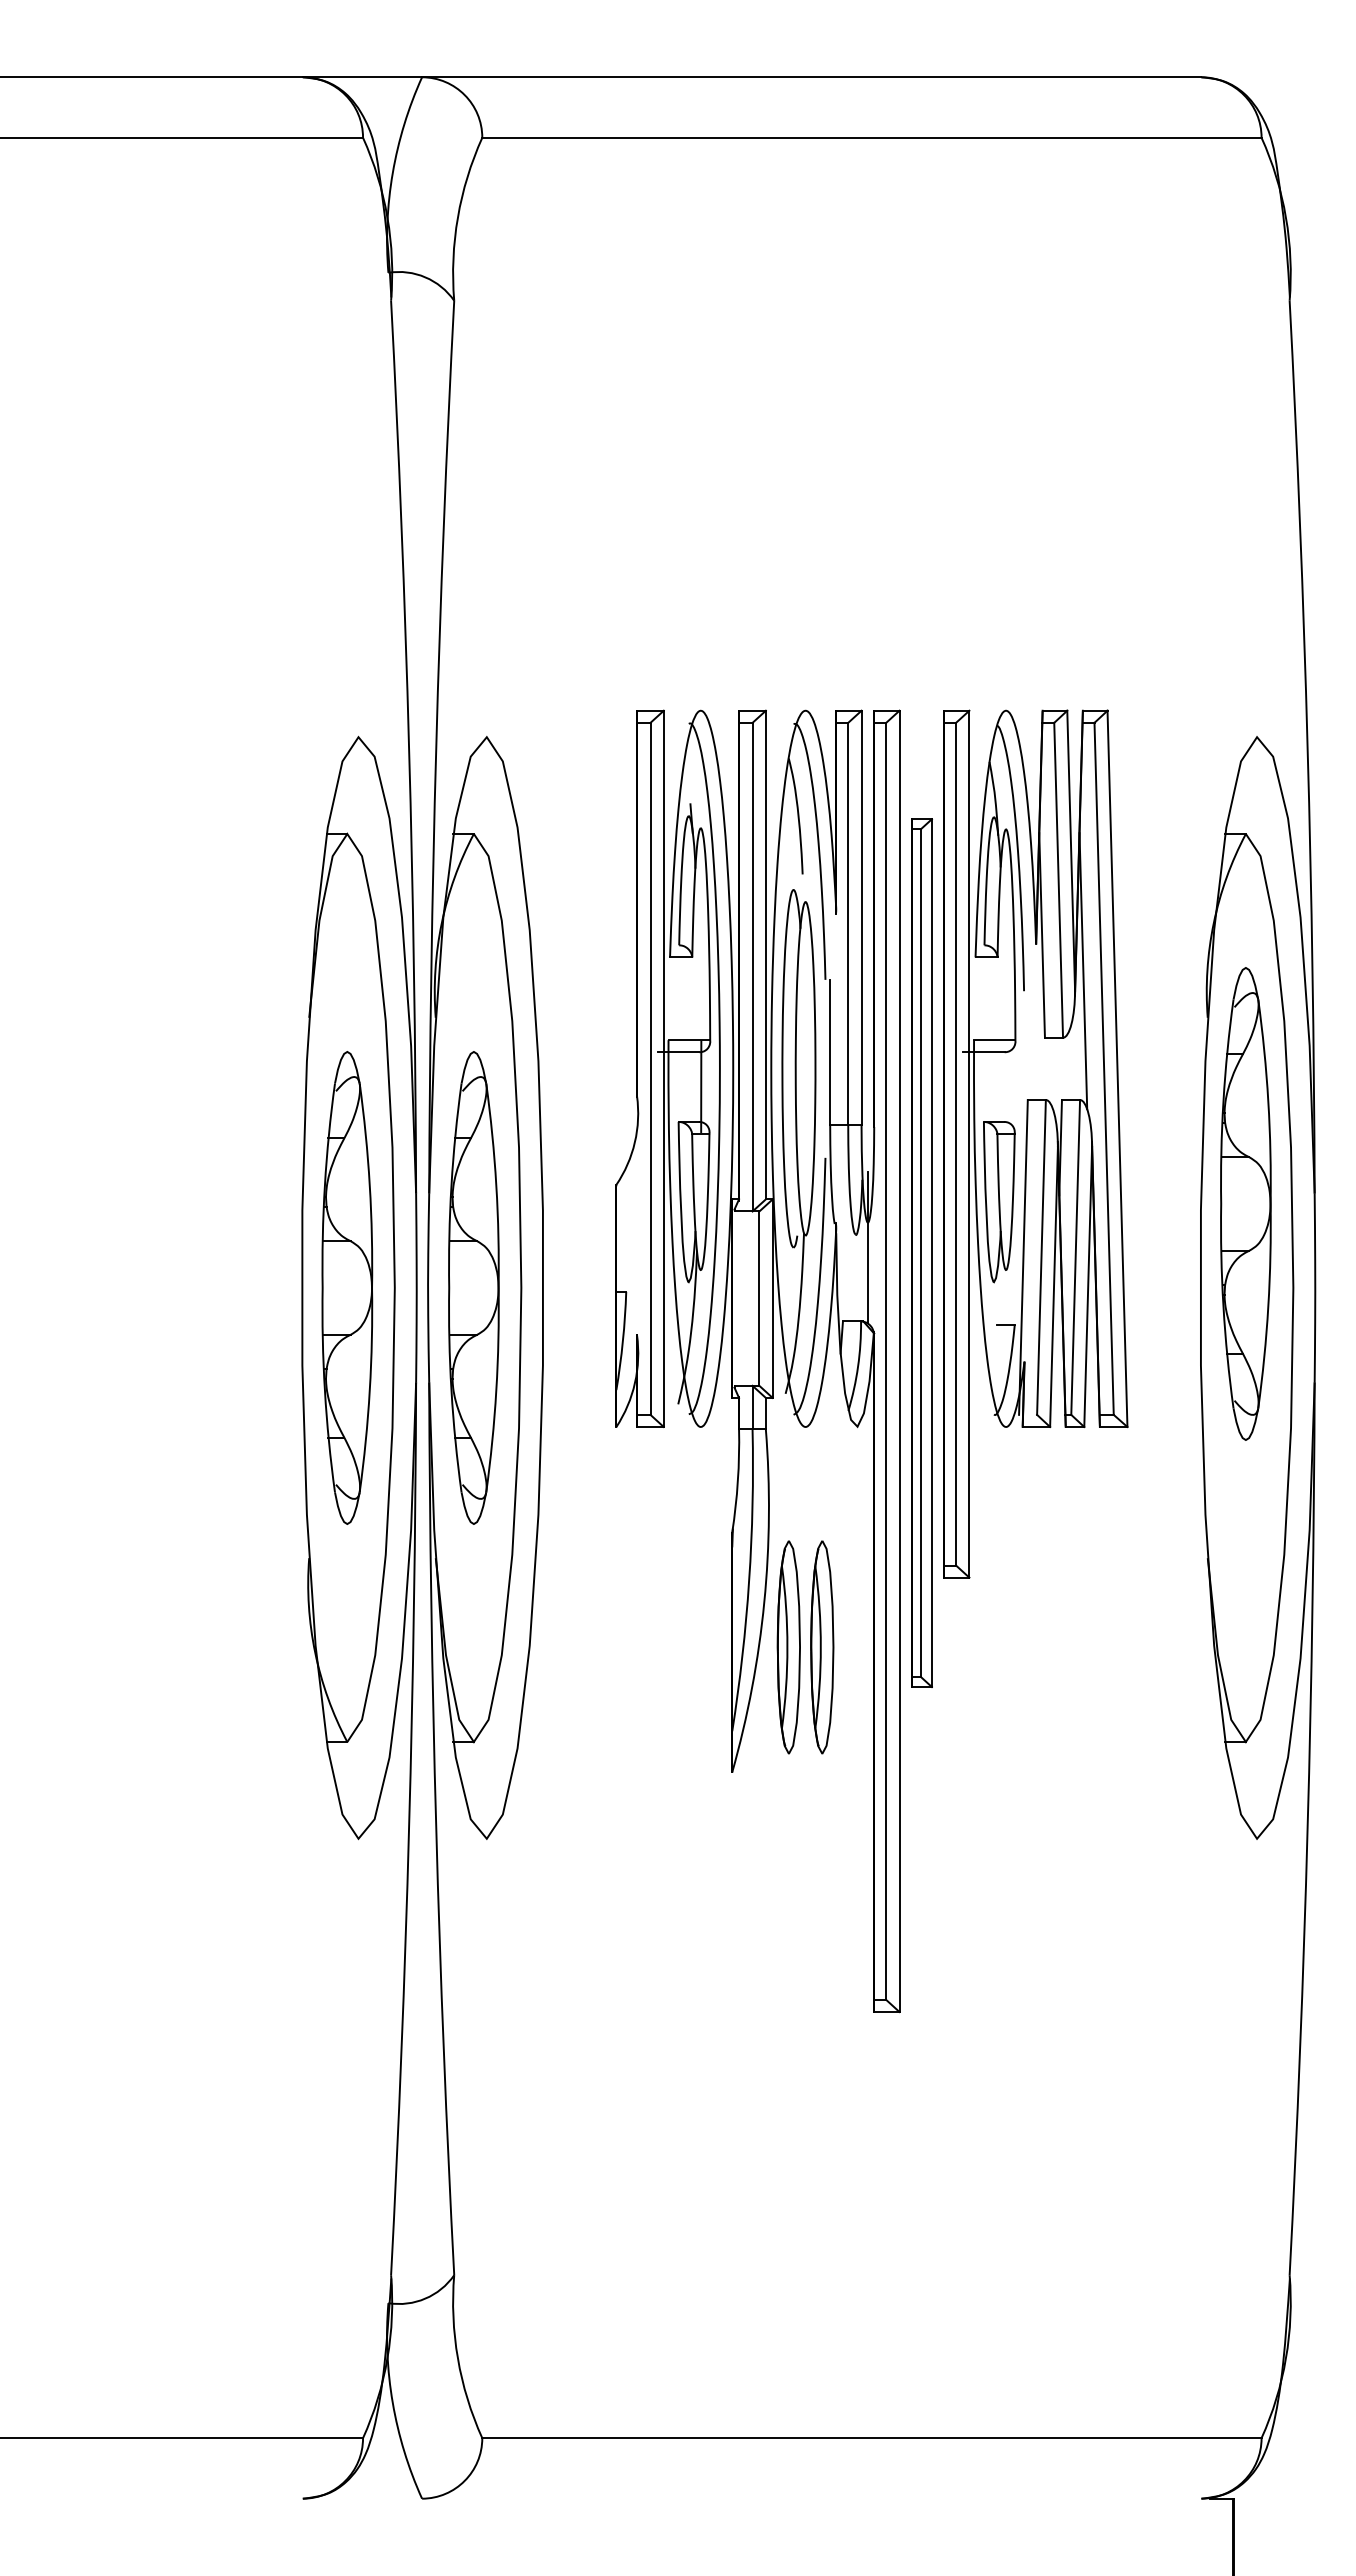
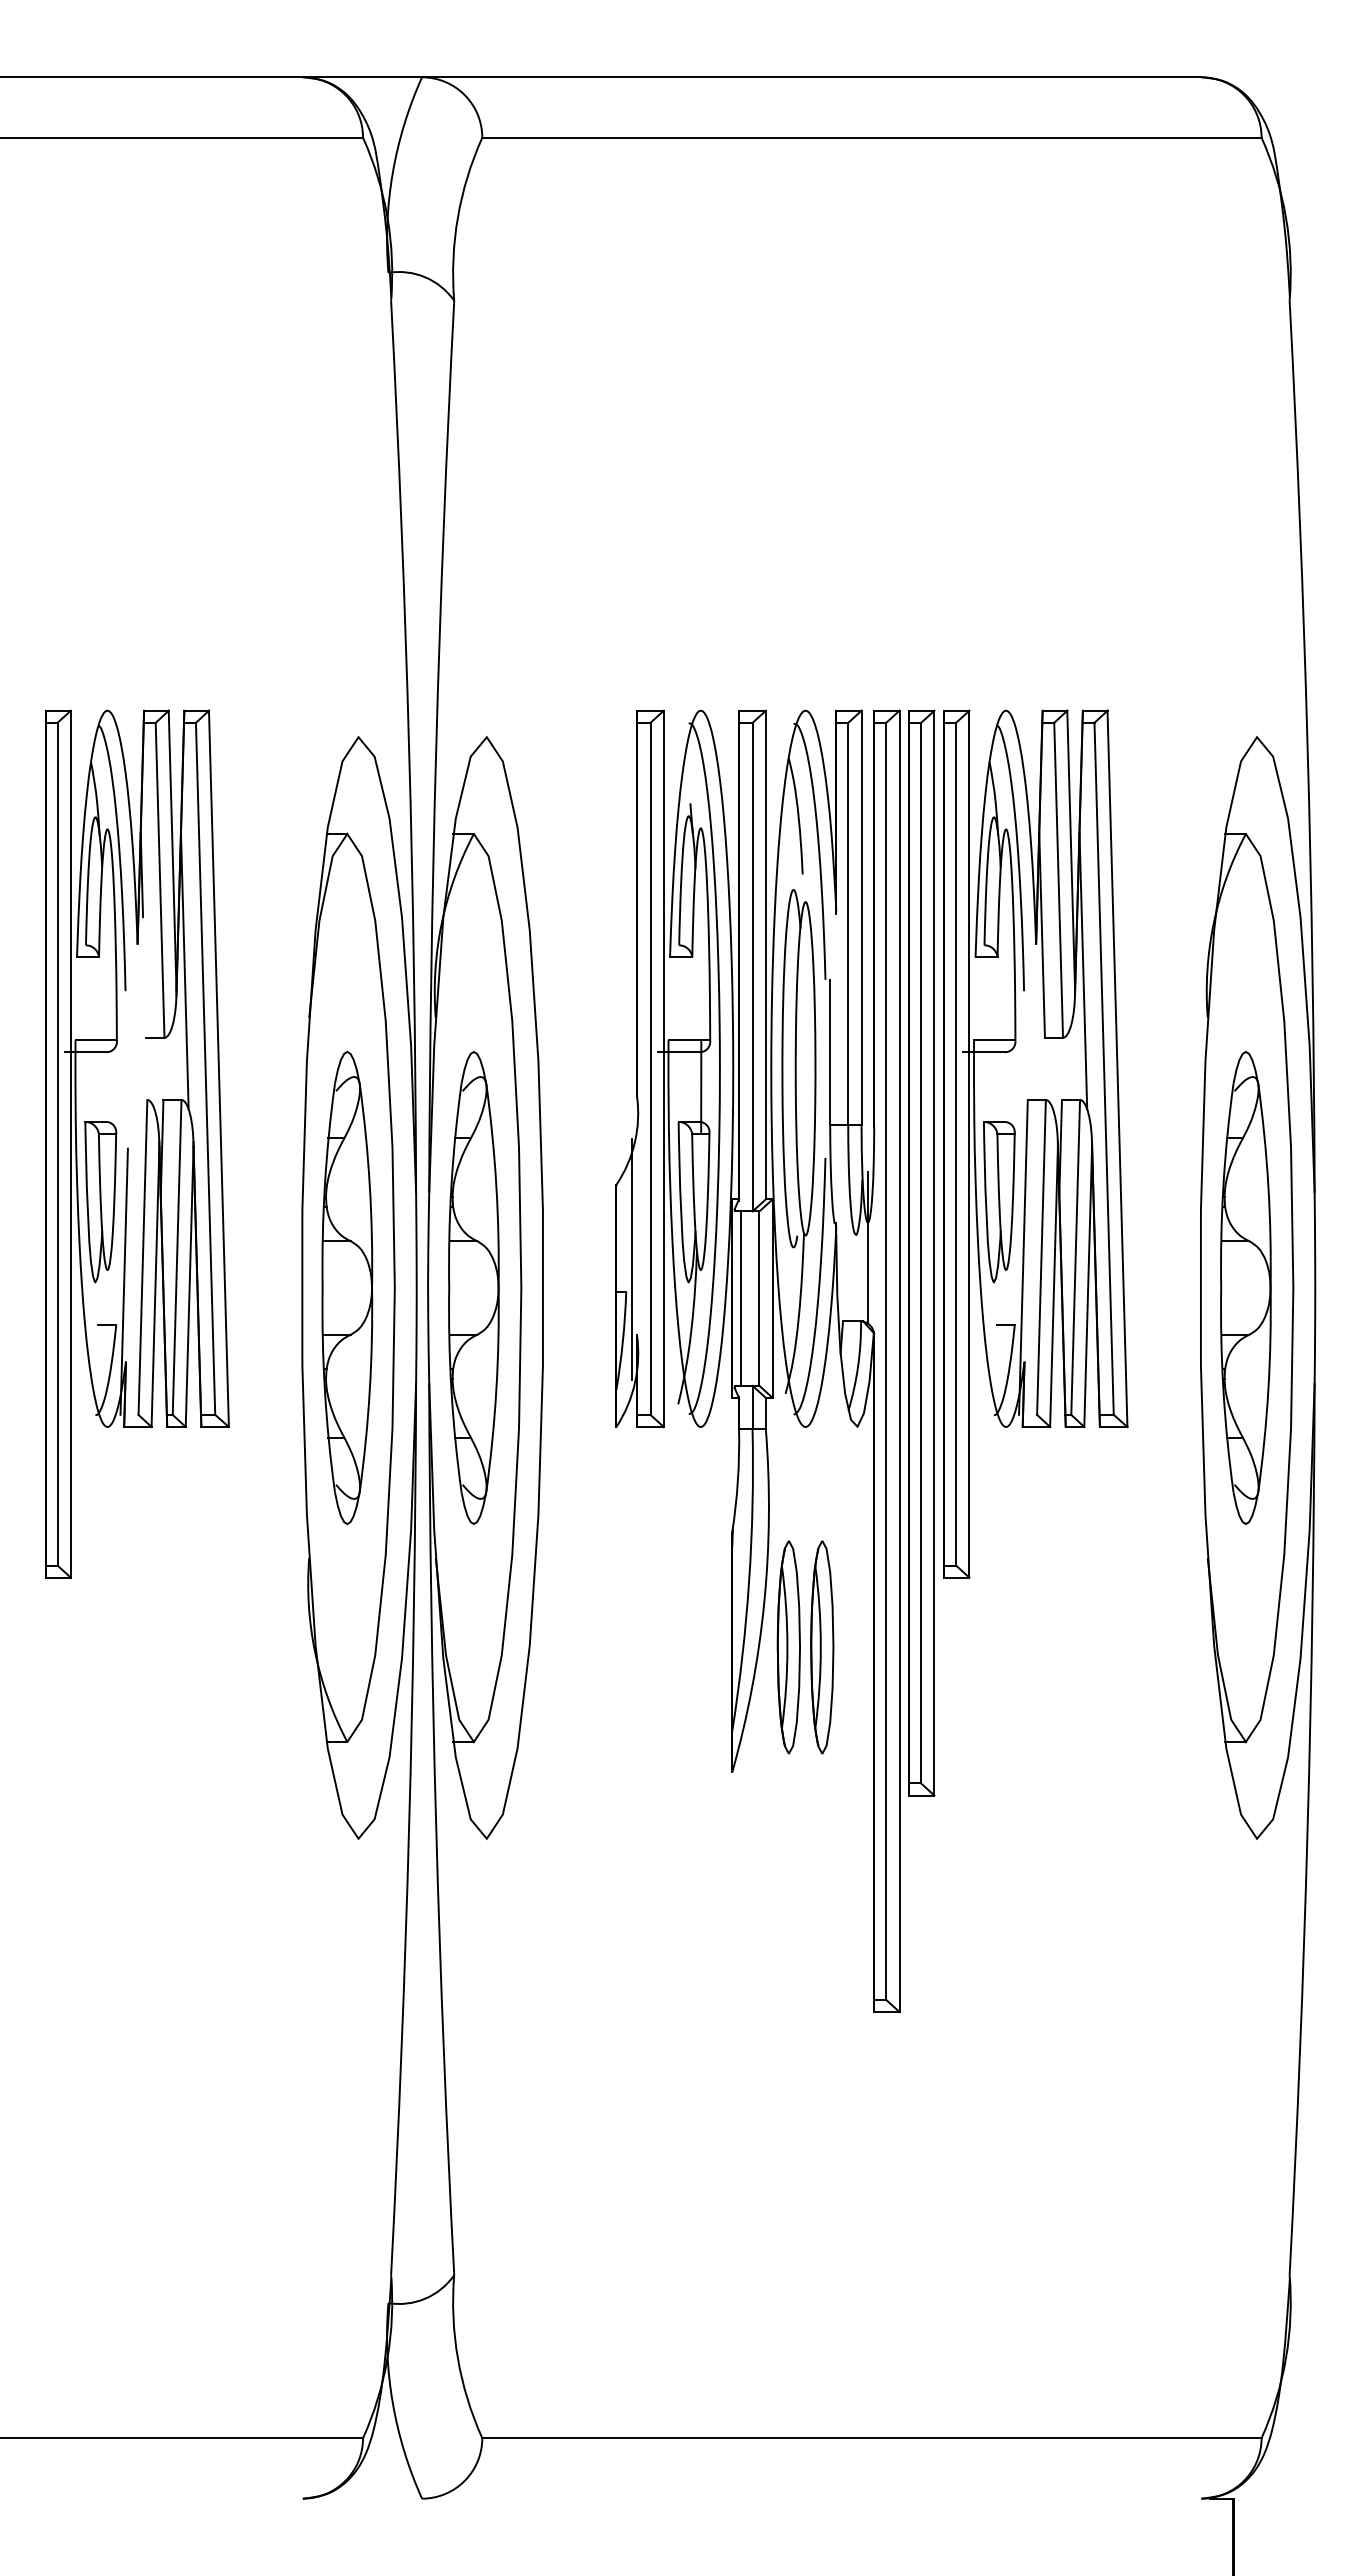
part: none -> present (137, 1143)
part position: (1245, 1203) -> (1245, 1287) (1245, 1287)
part size: 22x870 px -> 28x1088 px (921, 1252)
line: none -> present (632, 1258)
line: none -> present (741, 1298)
